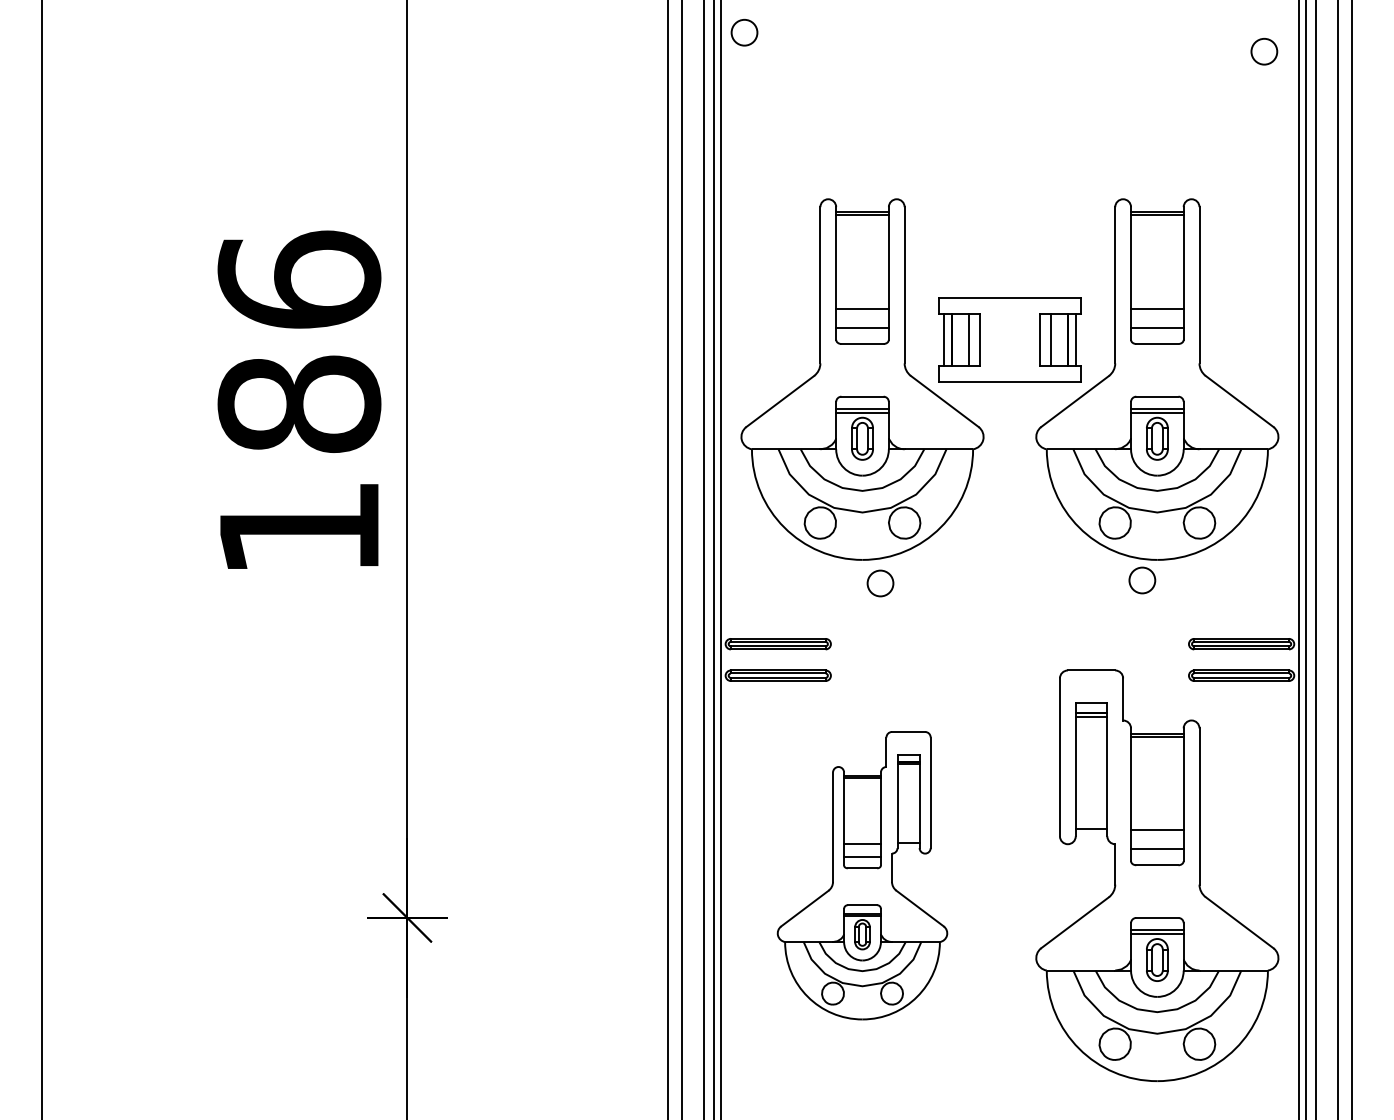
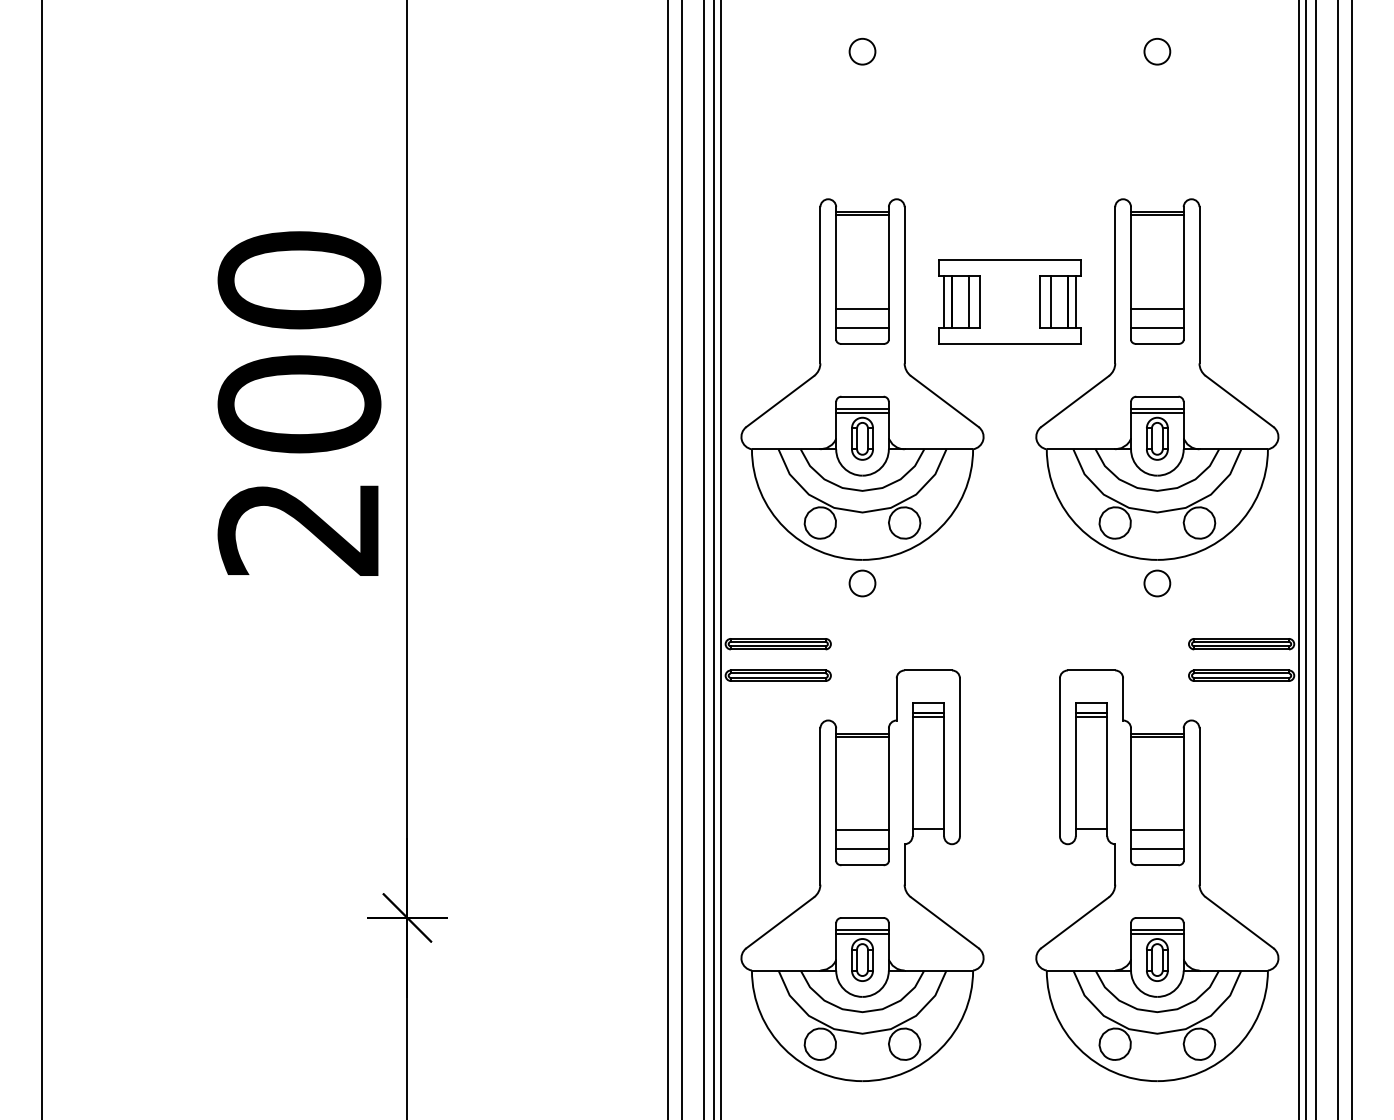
circle position: (744, 32) -> (862, 51) (862, 51)
circle position: (1264, 51) -> (1157, 51) (1157, 51)
part position: (1009, 339) -> (1009, 301) (1009, 301)
text: 186 -> 200 (299, 402)
circle position: (1142, 580) -> (1157, 583) (1157, 583)
circle position: (880, 583) -> (862, 583) (862, 583)
part size: 173x290 px -> 245x413 px (862, 875)
